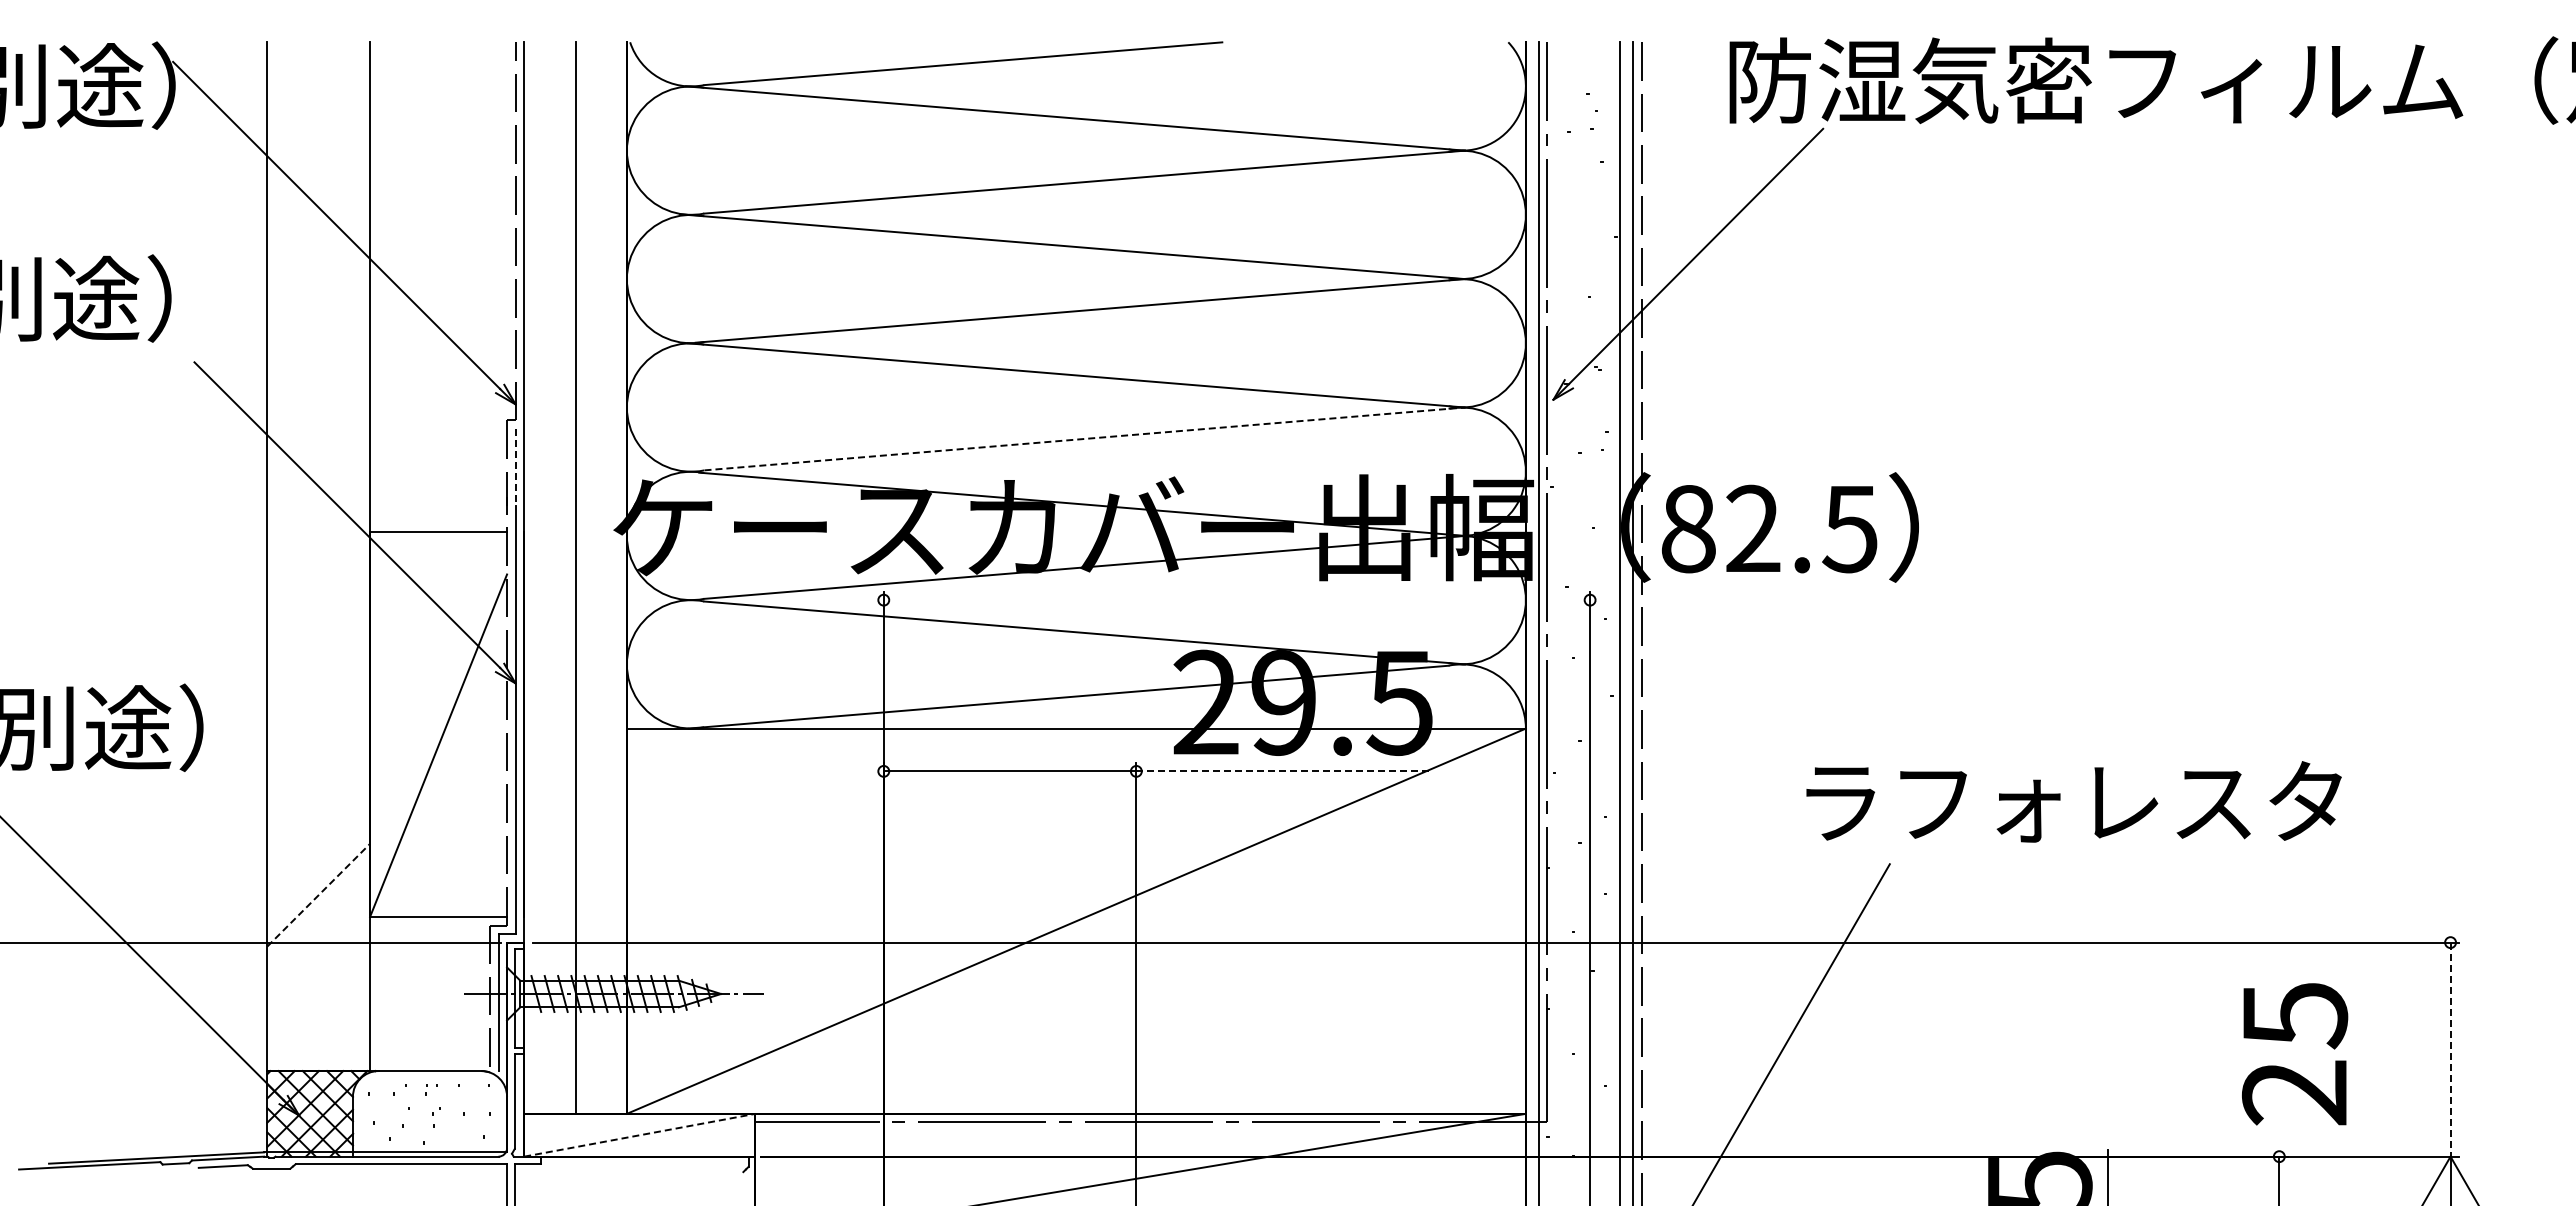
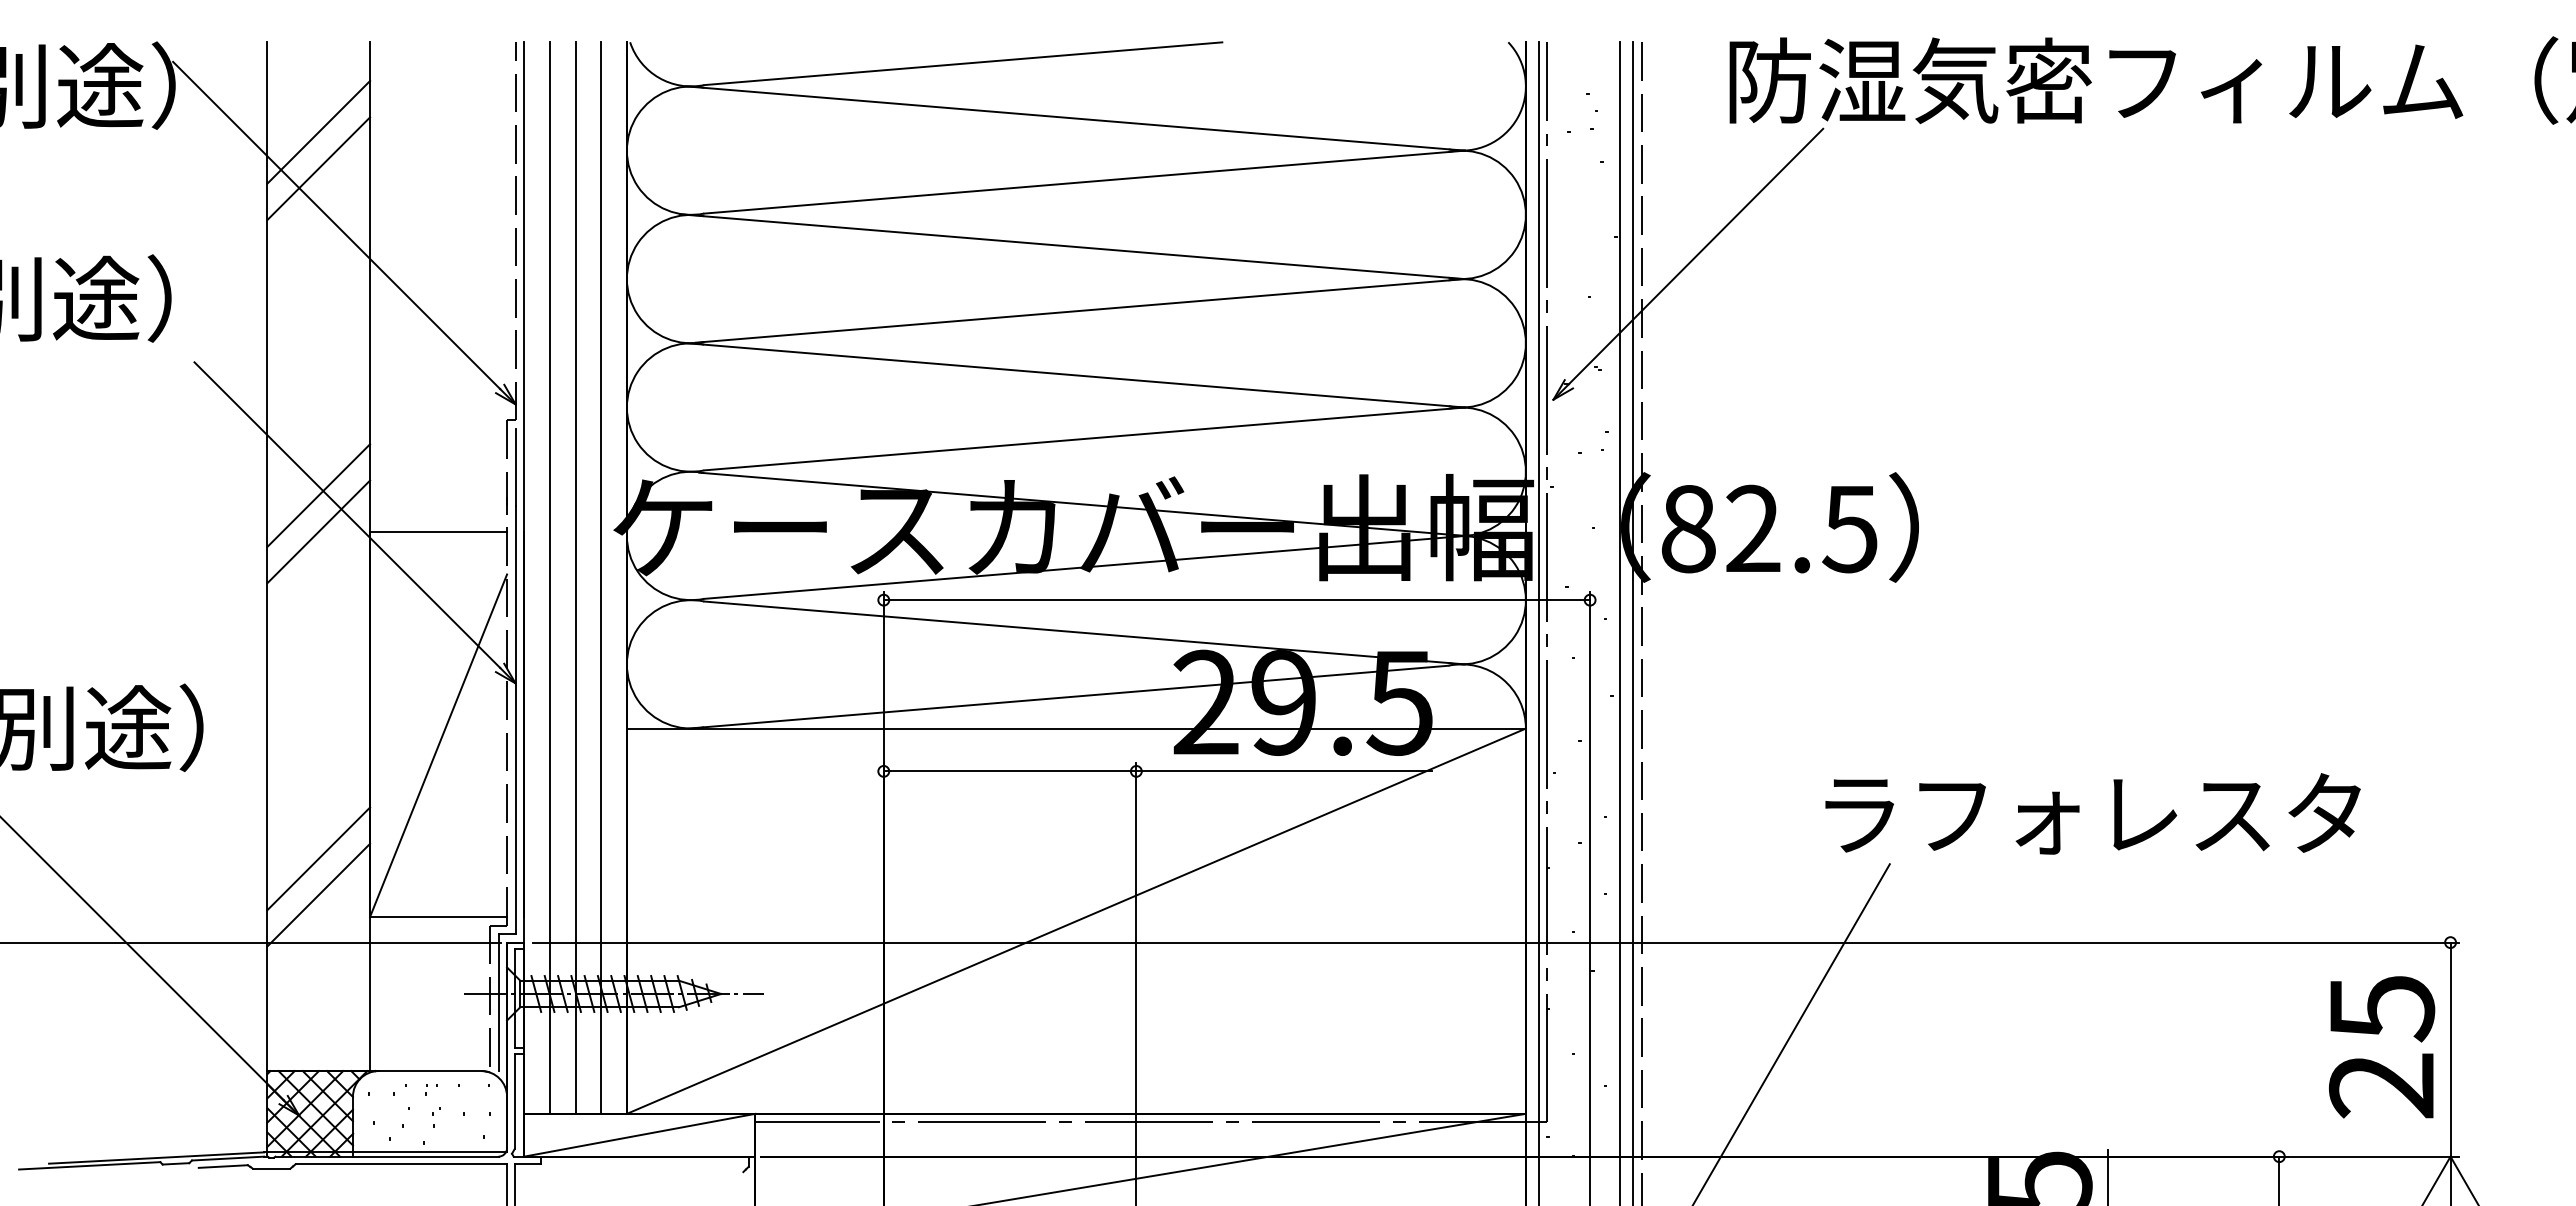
line: none -> present (318, 131)
line: none -> present (318, 168)
line: dashed -> solid (1084, 438)
line: dashed -> solid (515, 467)
line: none -> present (318, 495)
line: none -> present (318, 531)
line: none -> present (549, 577)
line: none -> present (601, 577)
line: none -> present (1236, 600)
line: dashed -> solid (1284, 771)
text position: (2073, 801) -> (2092, 813) (2092, 813)
line: none -> present (318, 858)
line: dashed -> solid (318, 895)
line: dashed -> solid (2450, 1050)
text position: (2295, 1054) -> (2382, 1047) (2382, 1047)
line: dashed -> solid (639, 1135)
